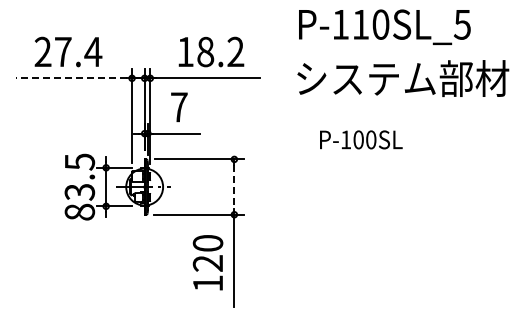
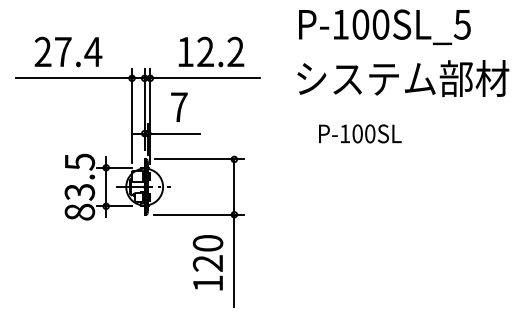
text: P-110SL_5 -> P-100SL_5 (360, 24)
text: 18.2 -> 12.2 (205, 51)
line: dashed -> solid (70, 78)
text position: (361, 139) -> (360, 133) (360, 133)
line: dashed -> solid (234, 187)
